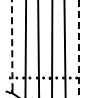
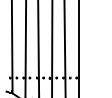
line: dashed -> solid (12, 45)
line: dashed -> solid (78, 49)
